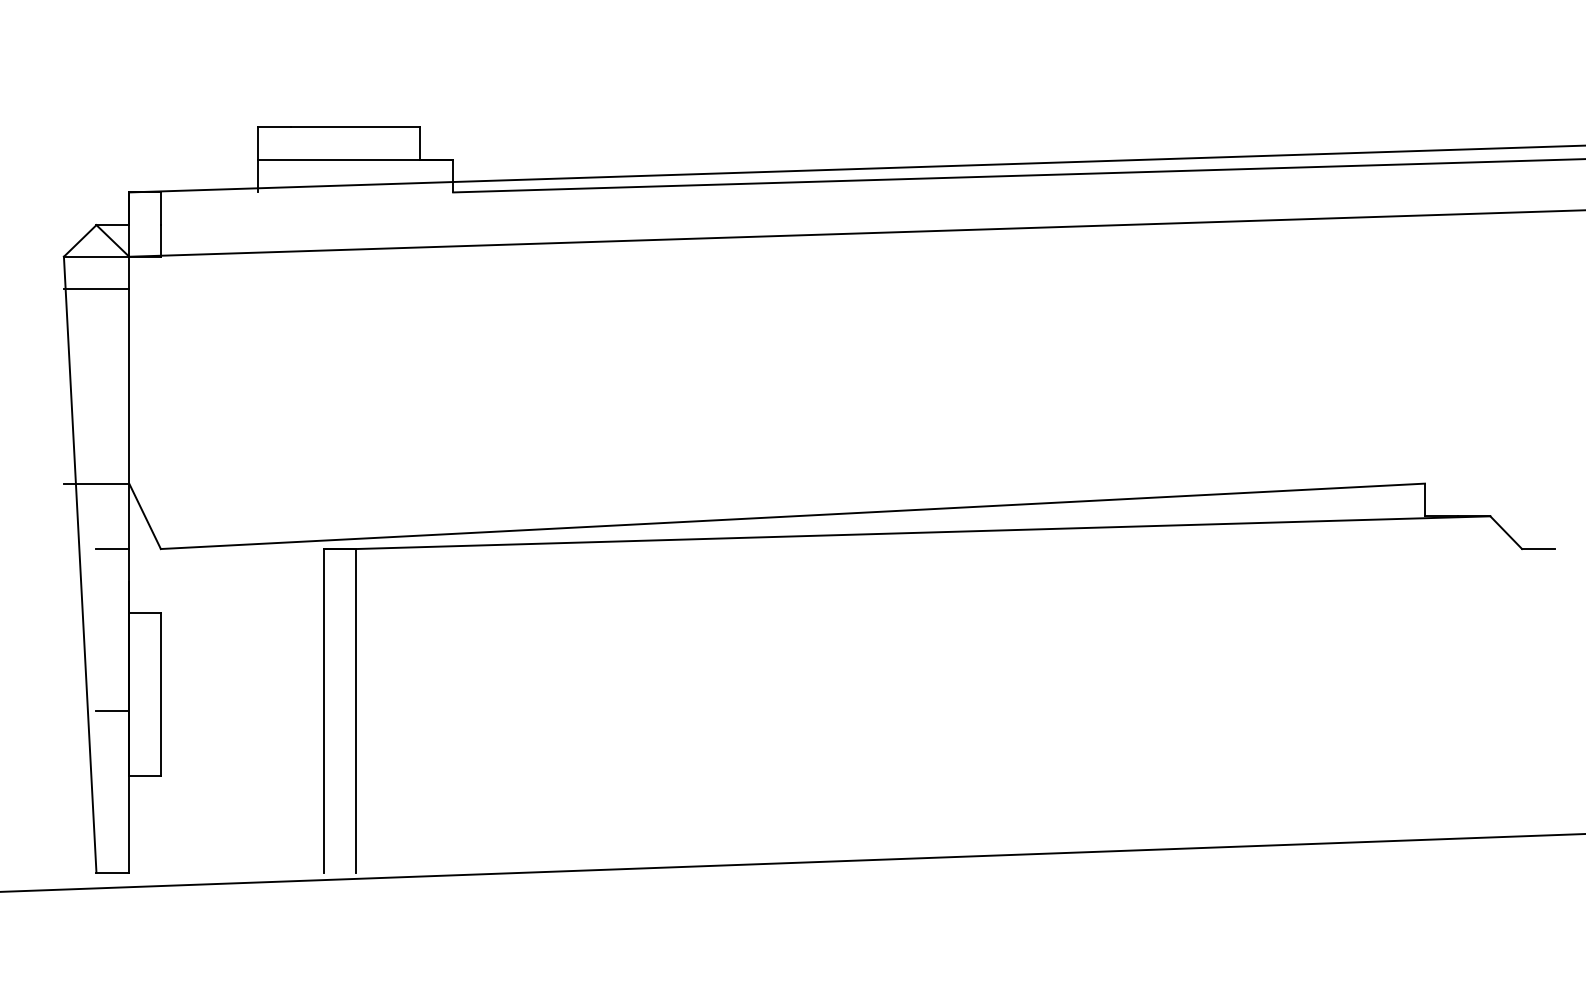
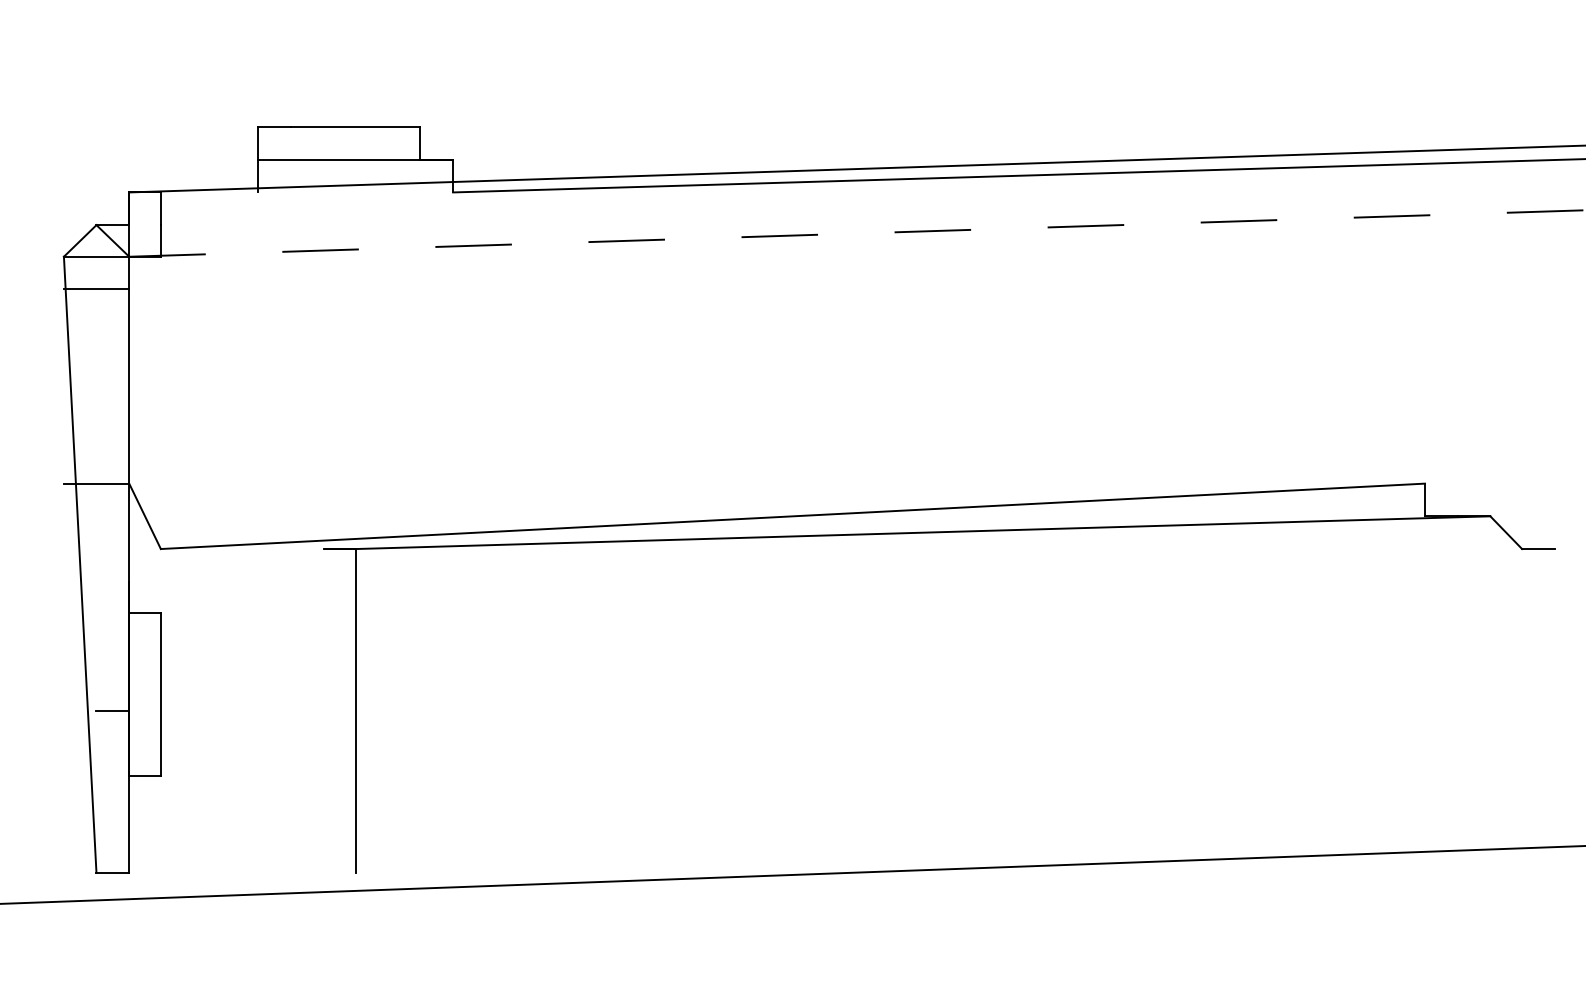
line: solid -> dashed (857, 233)
line: present -> none (112, 549)
line: present -> none (323, 711)
line position: (792, 862) -> (792, 874) (792, 874)
